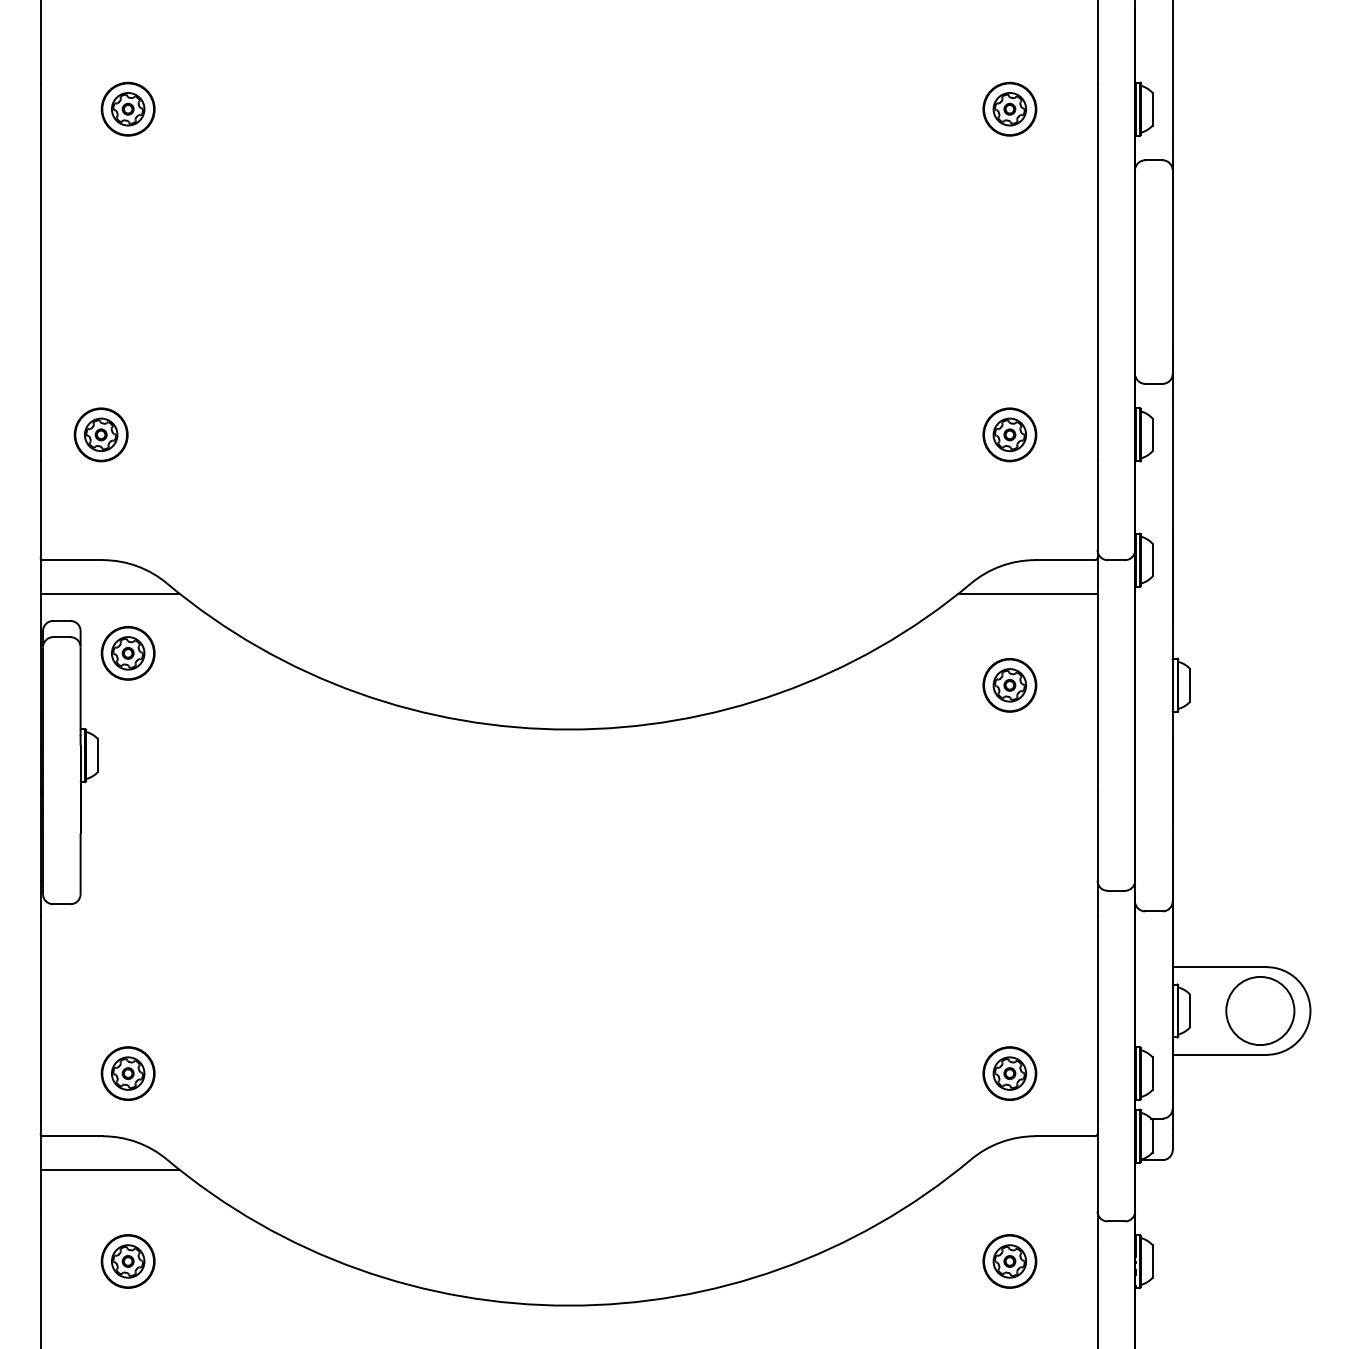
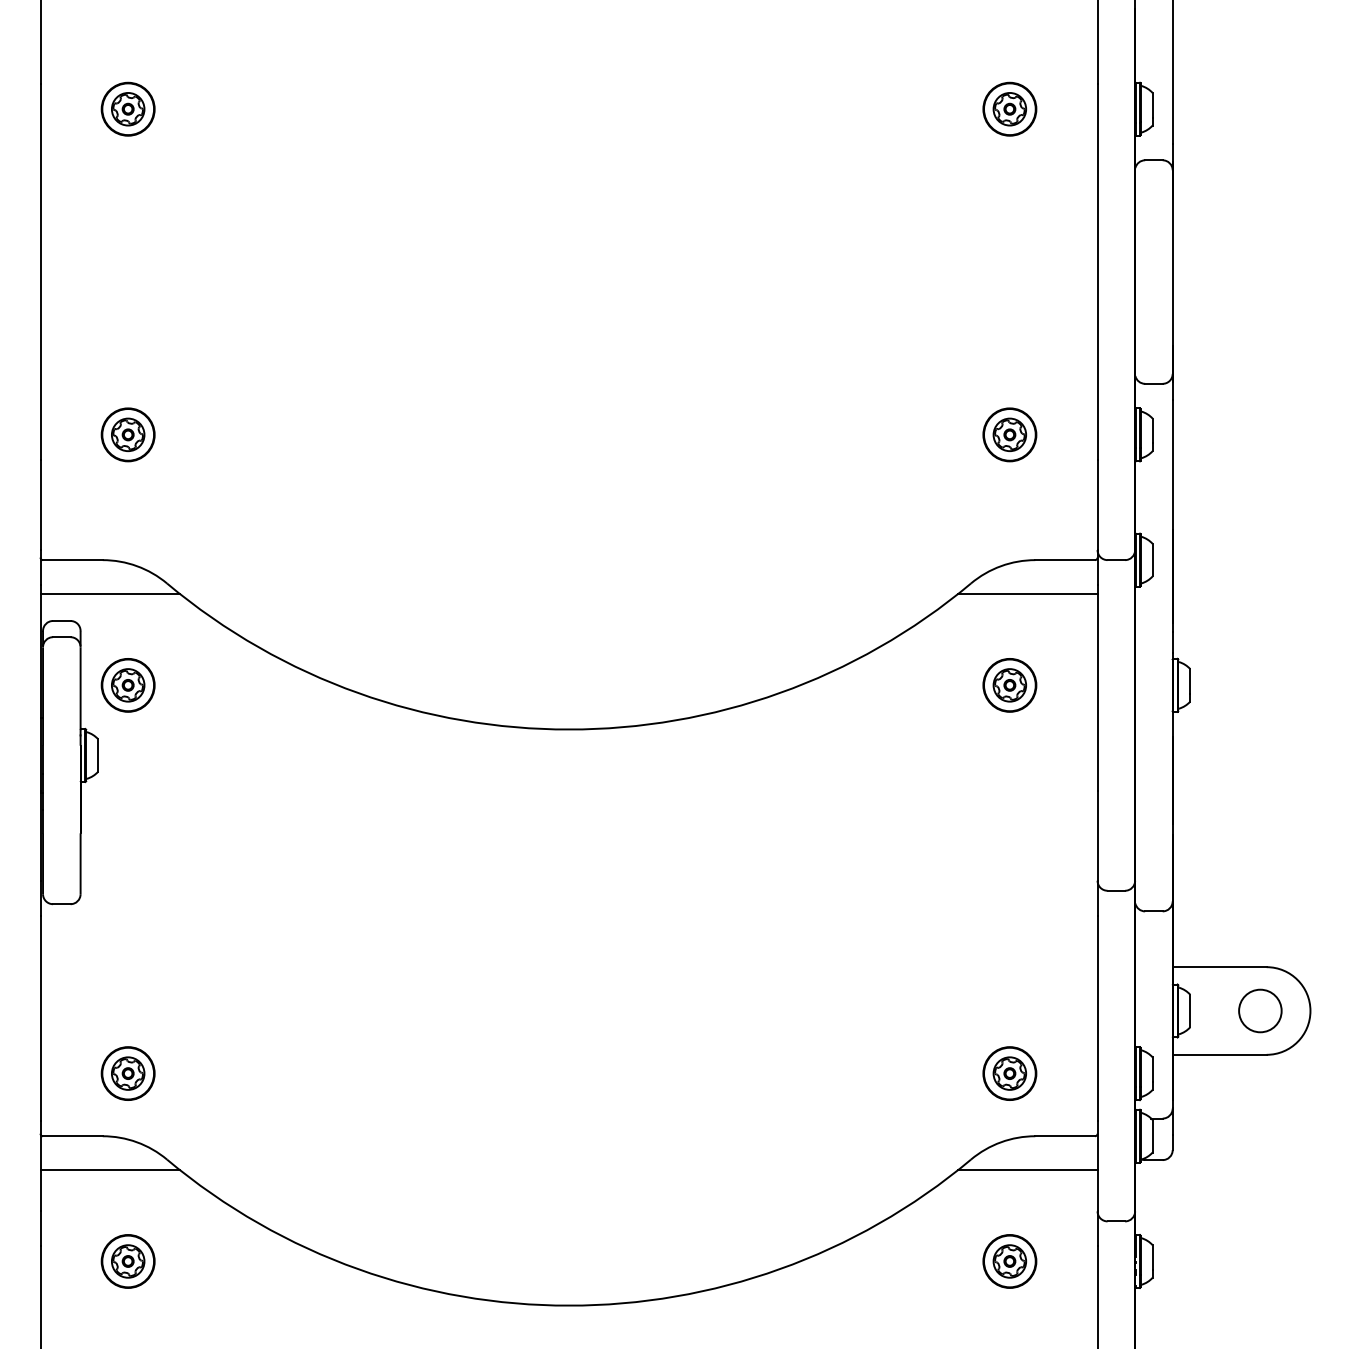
part position: (100, 434) -> (127, 434) (127, 434)
part position: (127, 653) -> (127, 685) (127, 685)
circle diameter: 68 px -> 43 px (1260, 1010)
line: none -> present (1027, 1169)
